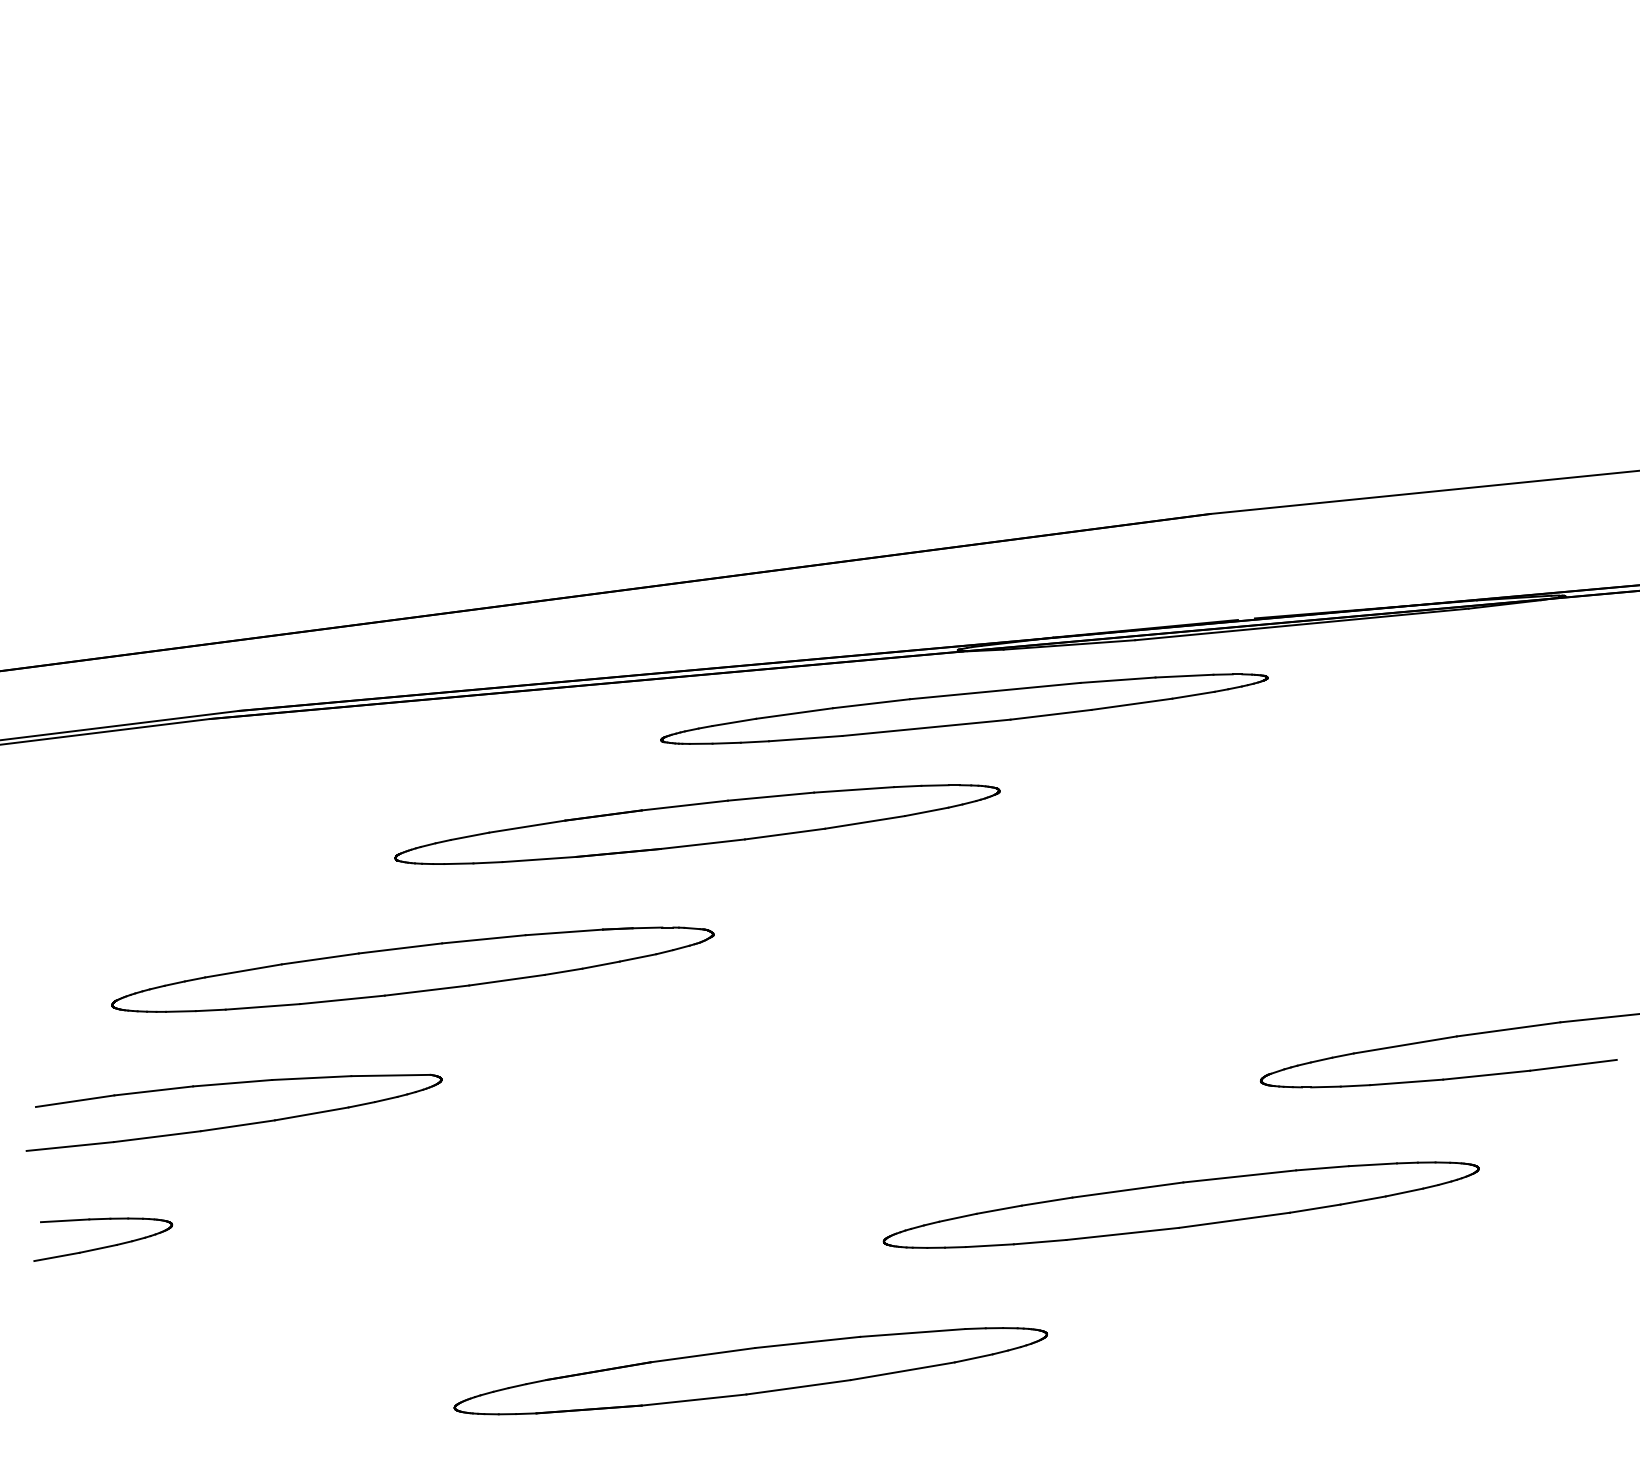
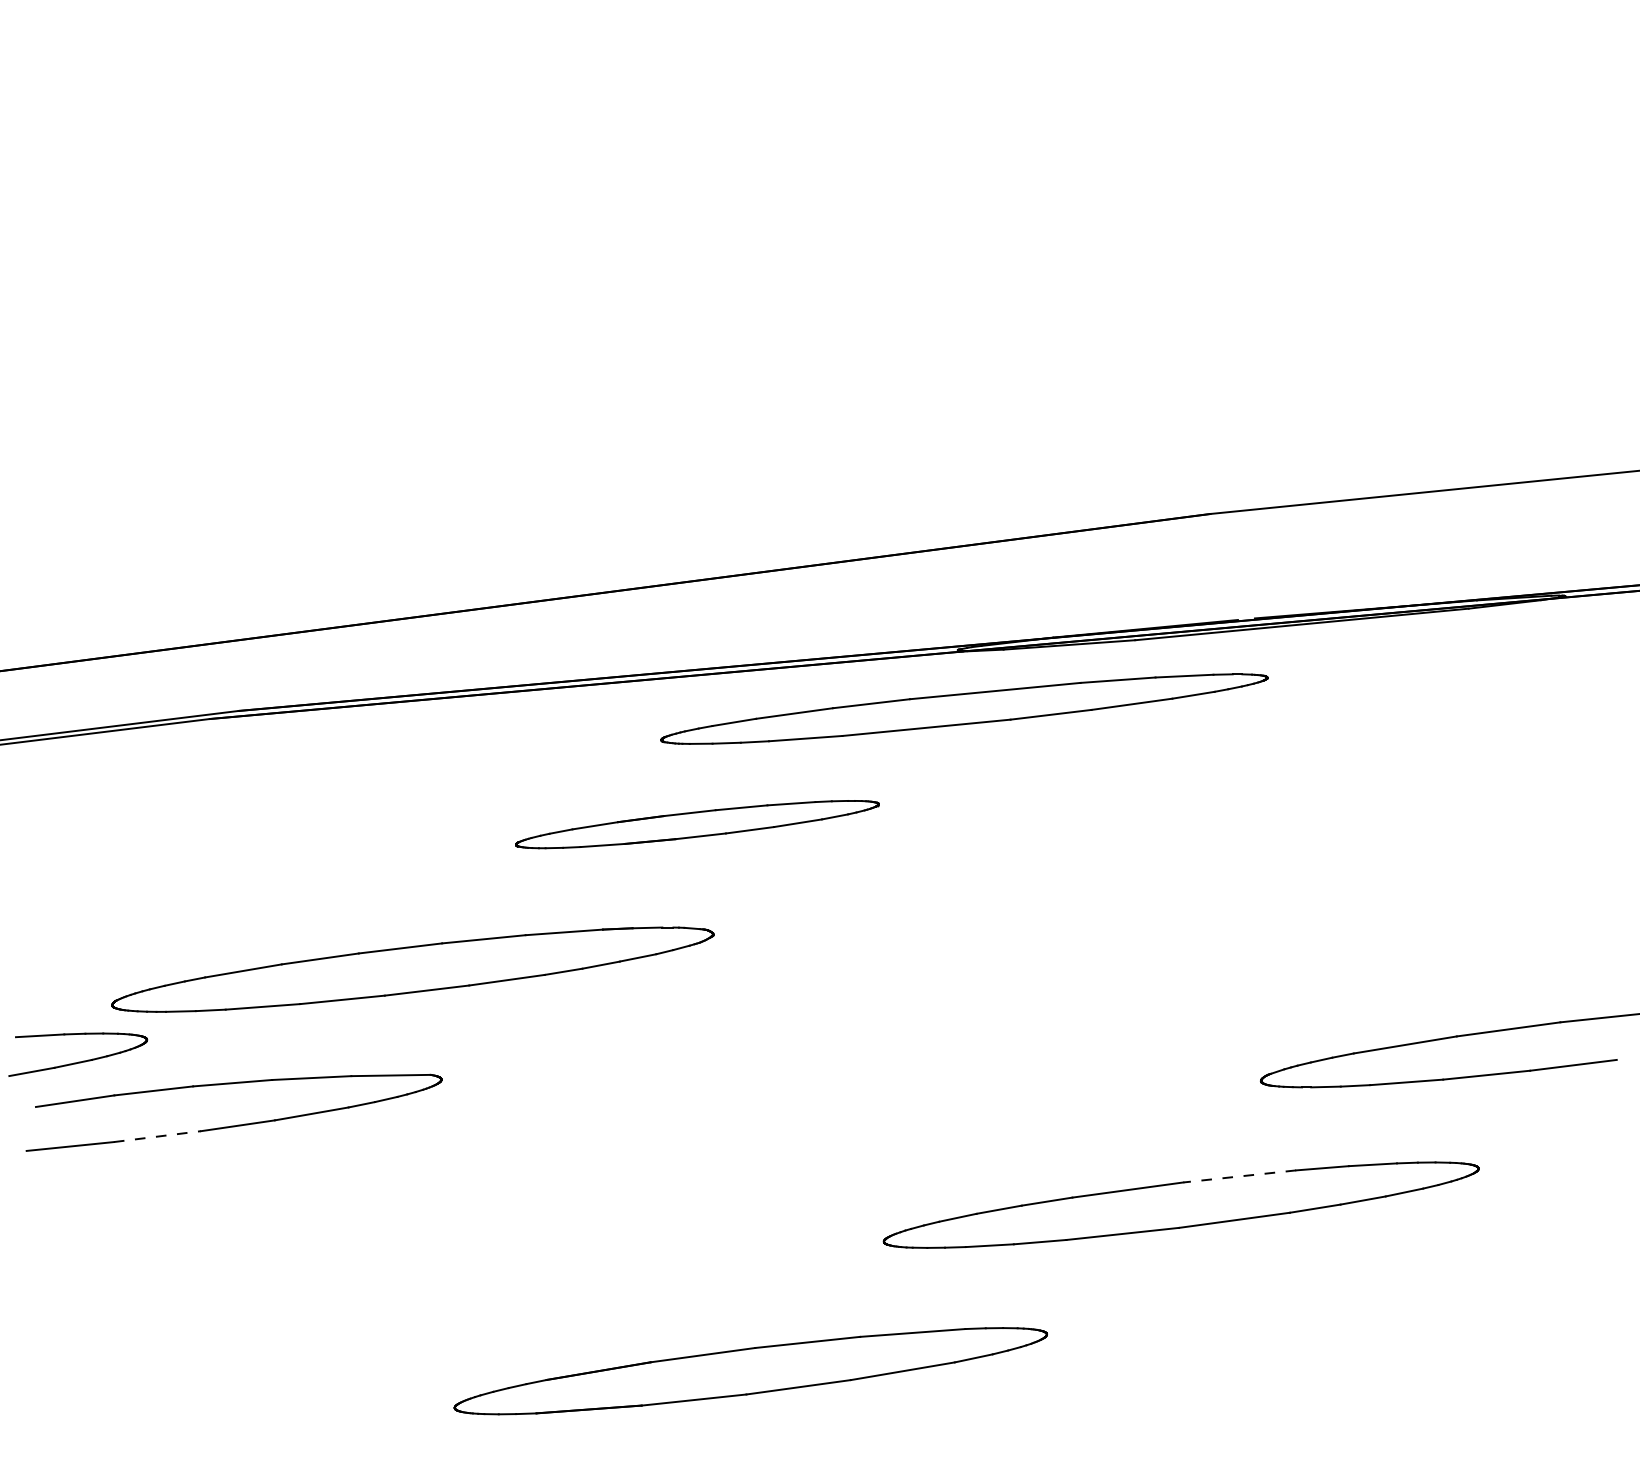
part size: 607x81 px -> 365x50 px (697, 824)
line: solid -> dashed (157, 1136)
line: solid -> dashed (1239, 1176)
part position: (103, 1246) -> (78, 1061) (78, 1061)
